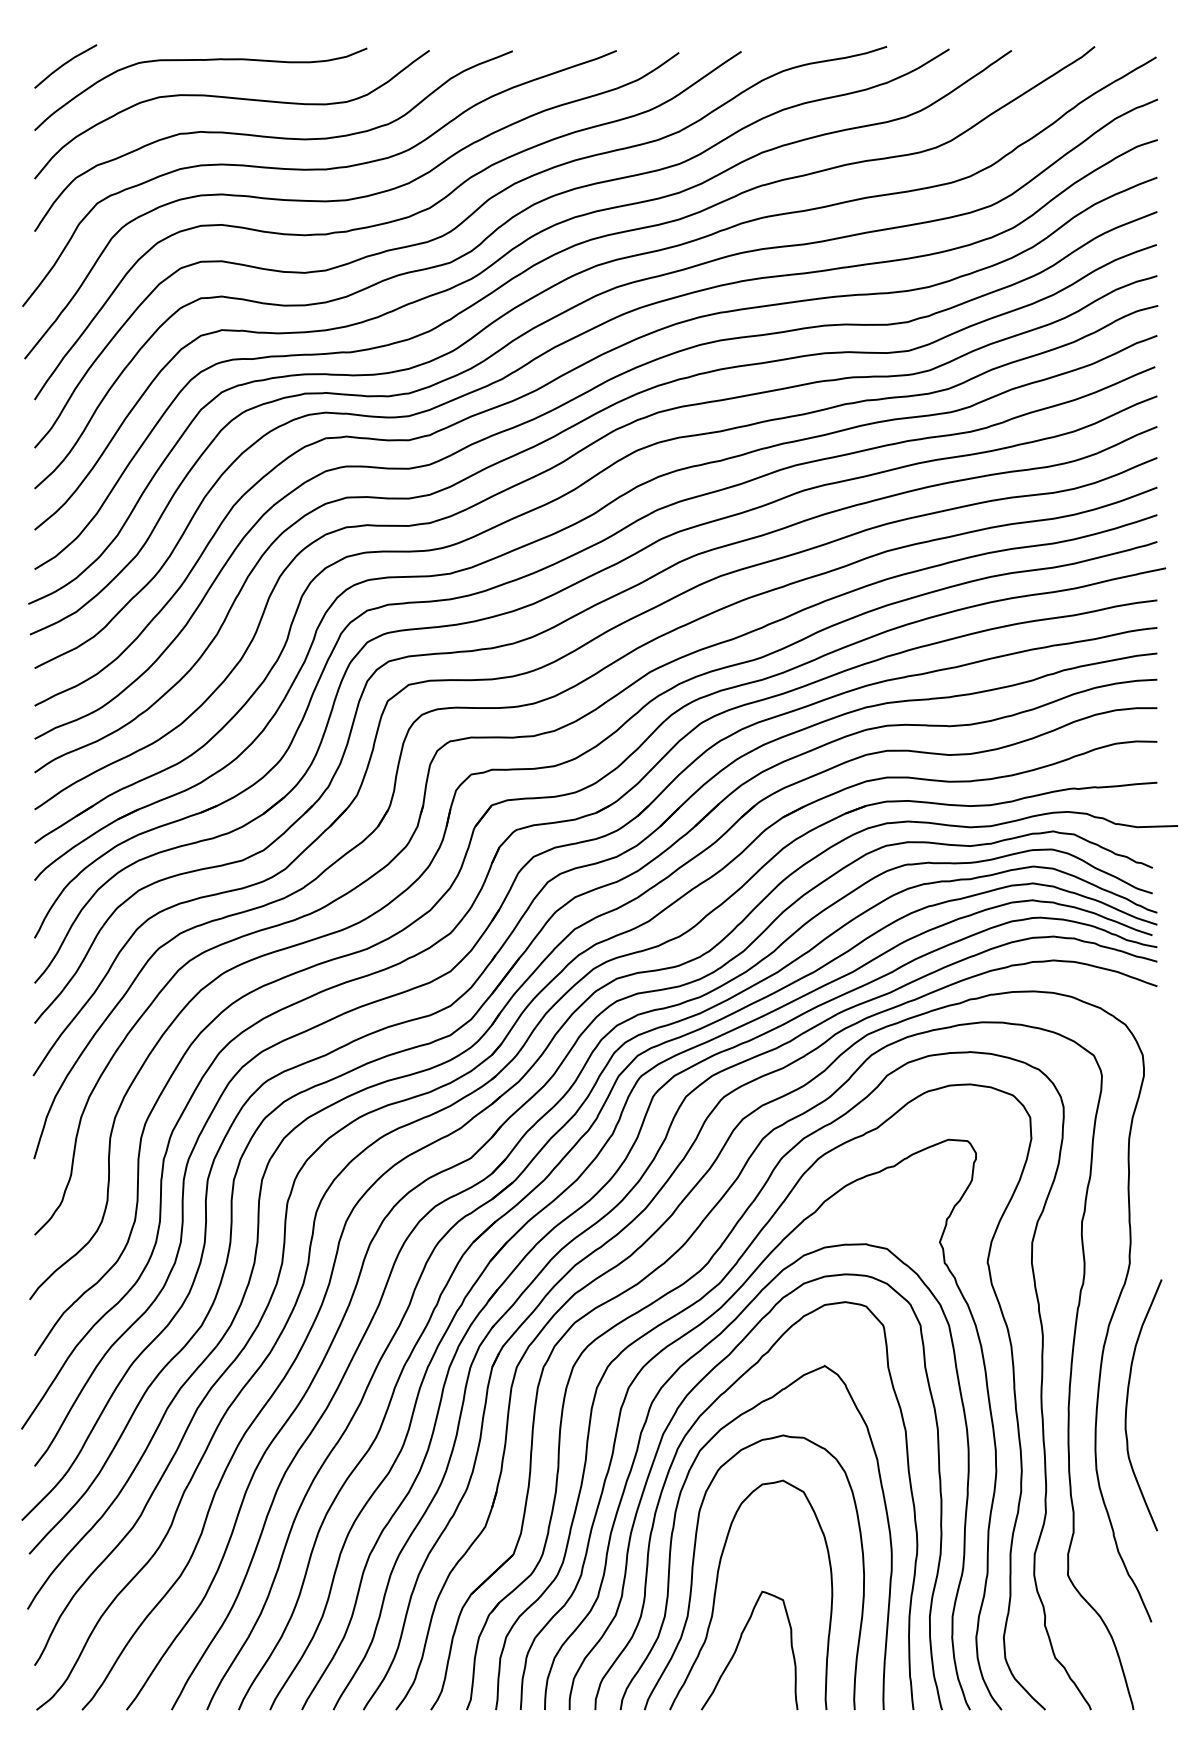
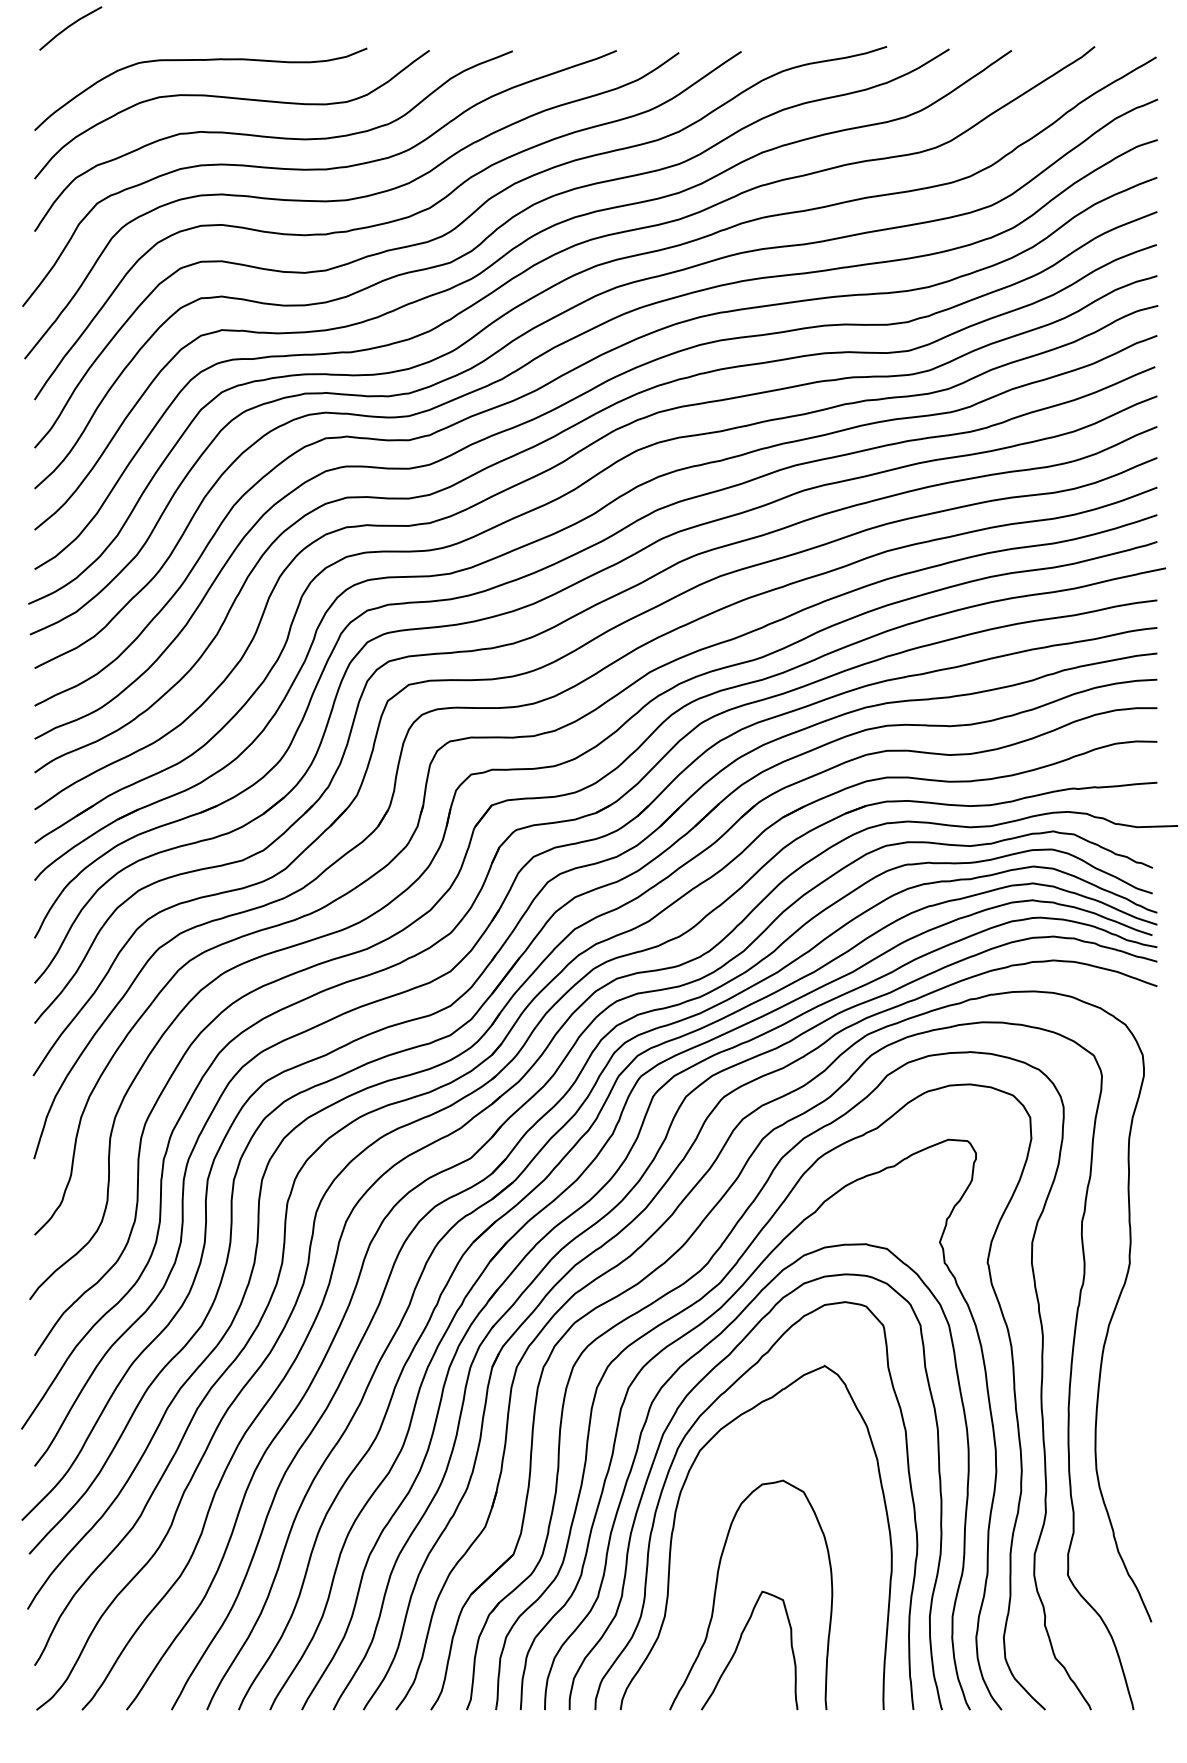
line position: (64, 65) -> (69, 27) (69, 27)
curve: present -> none (1127, 1405)
curve: present -> none (694, 1561)
